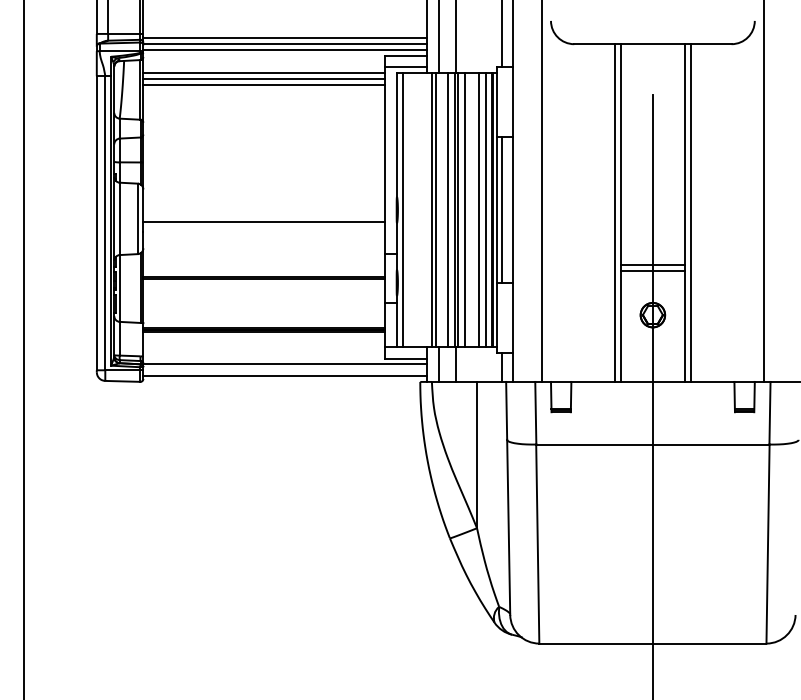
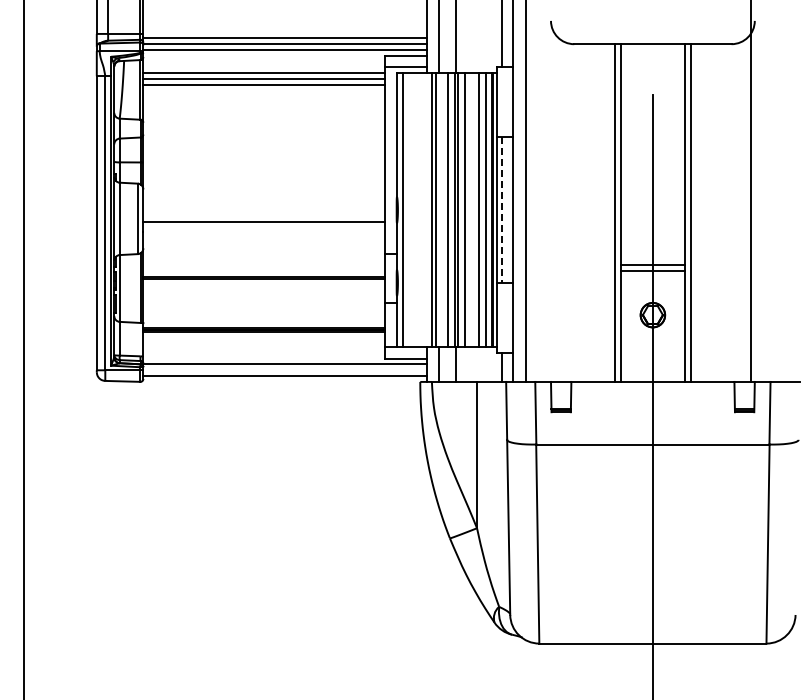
line position: (542, 191) -> (526, 191) (526, 191)
line position: (763, 191) -> (750, 191) (750, 191)
line: solid -> dashed (501, 210)
